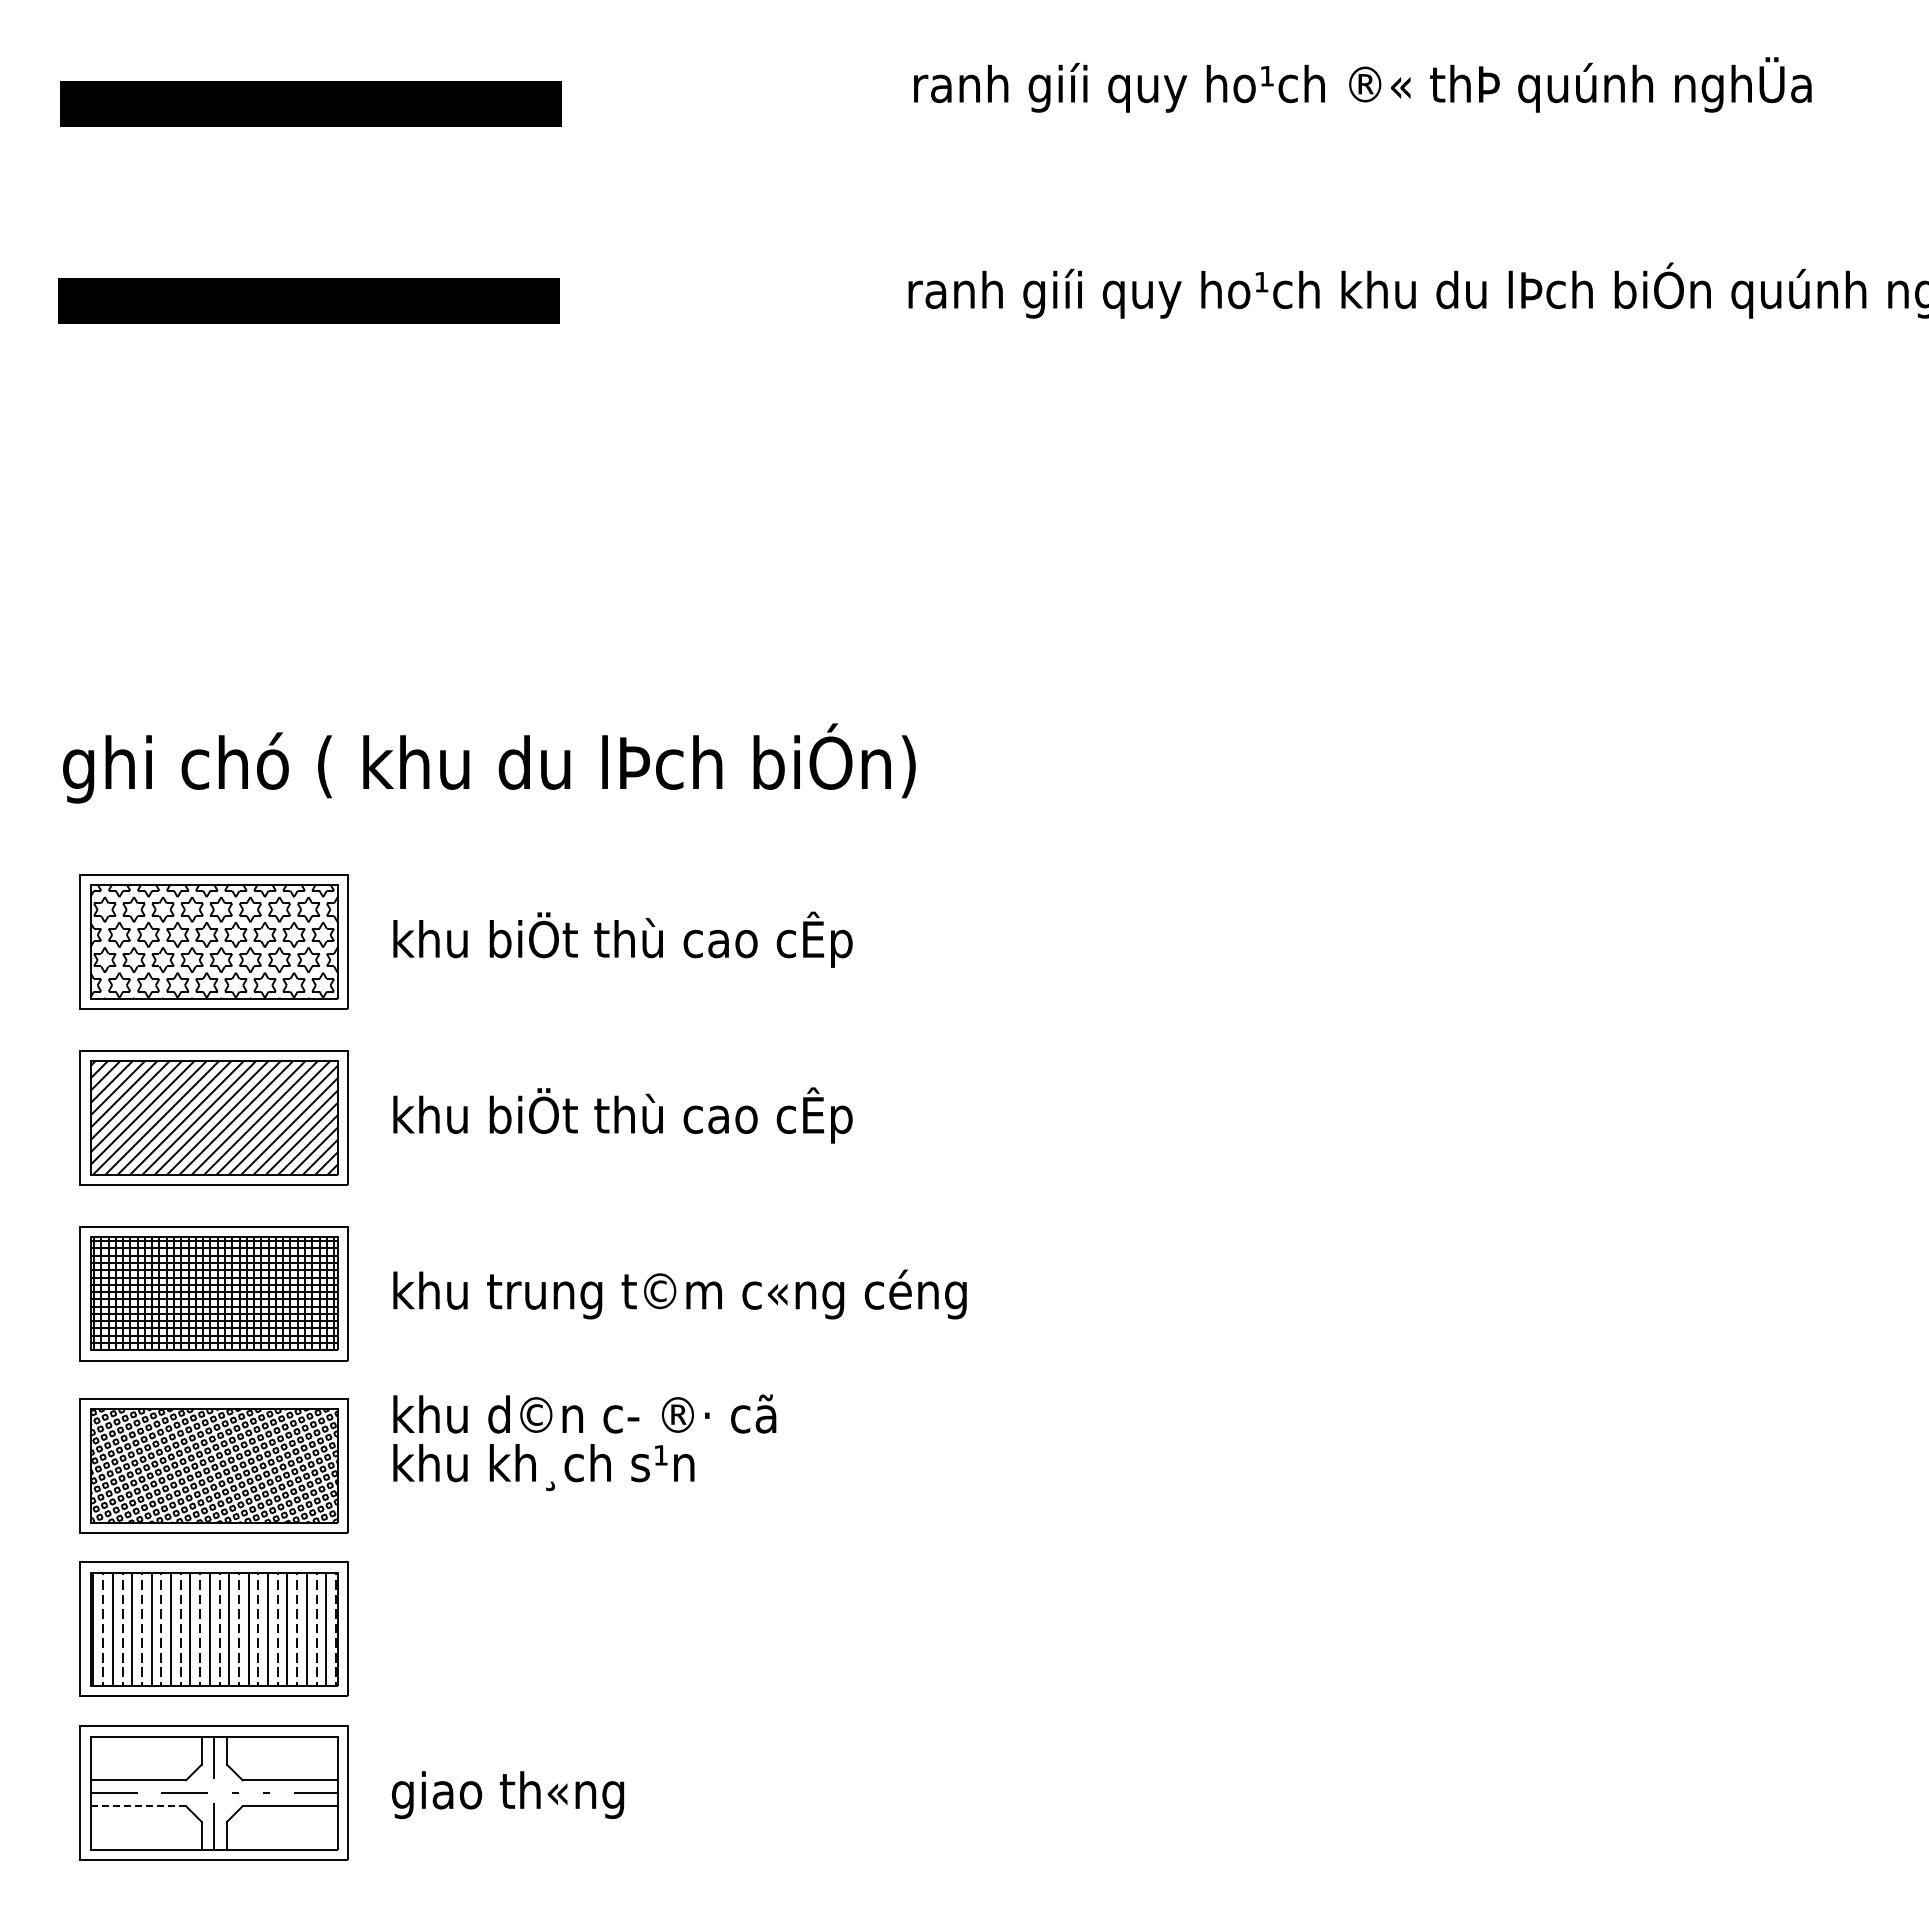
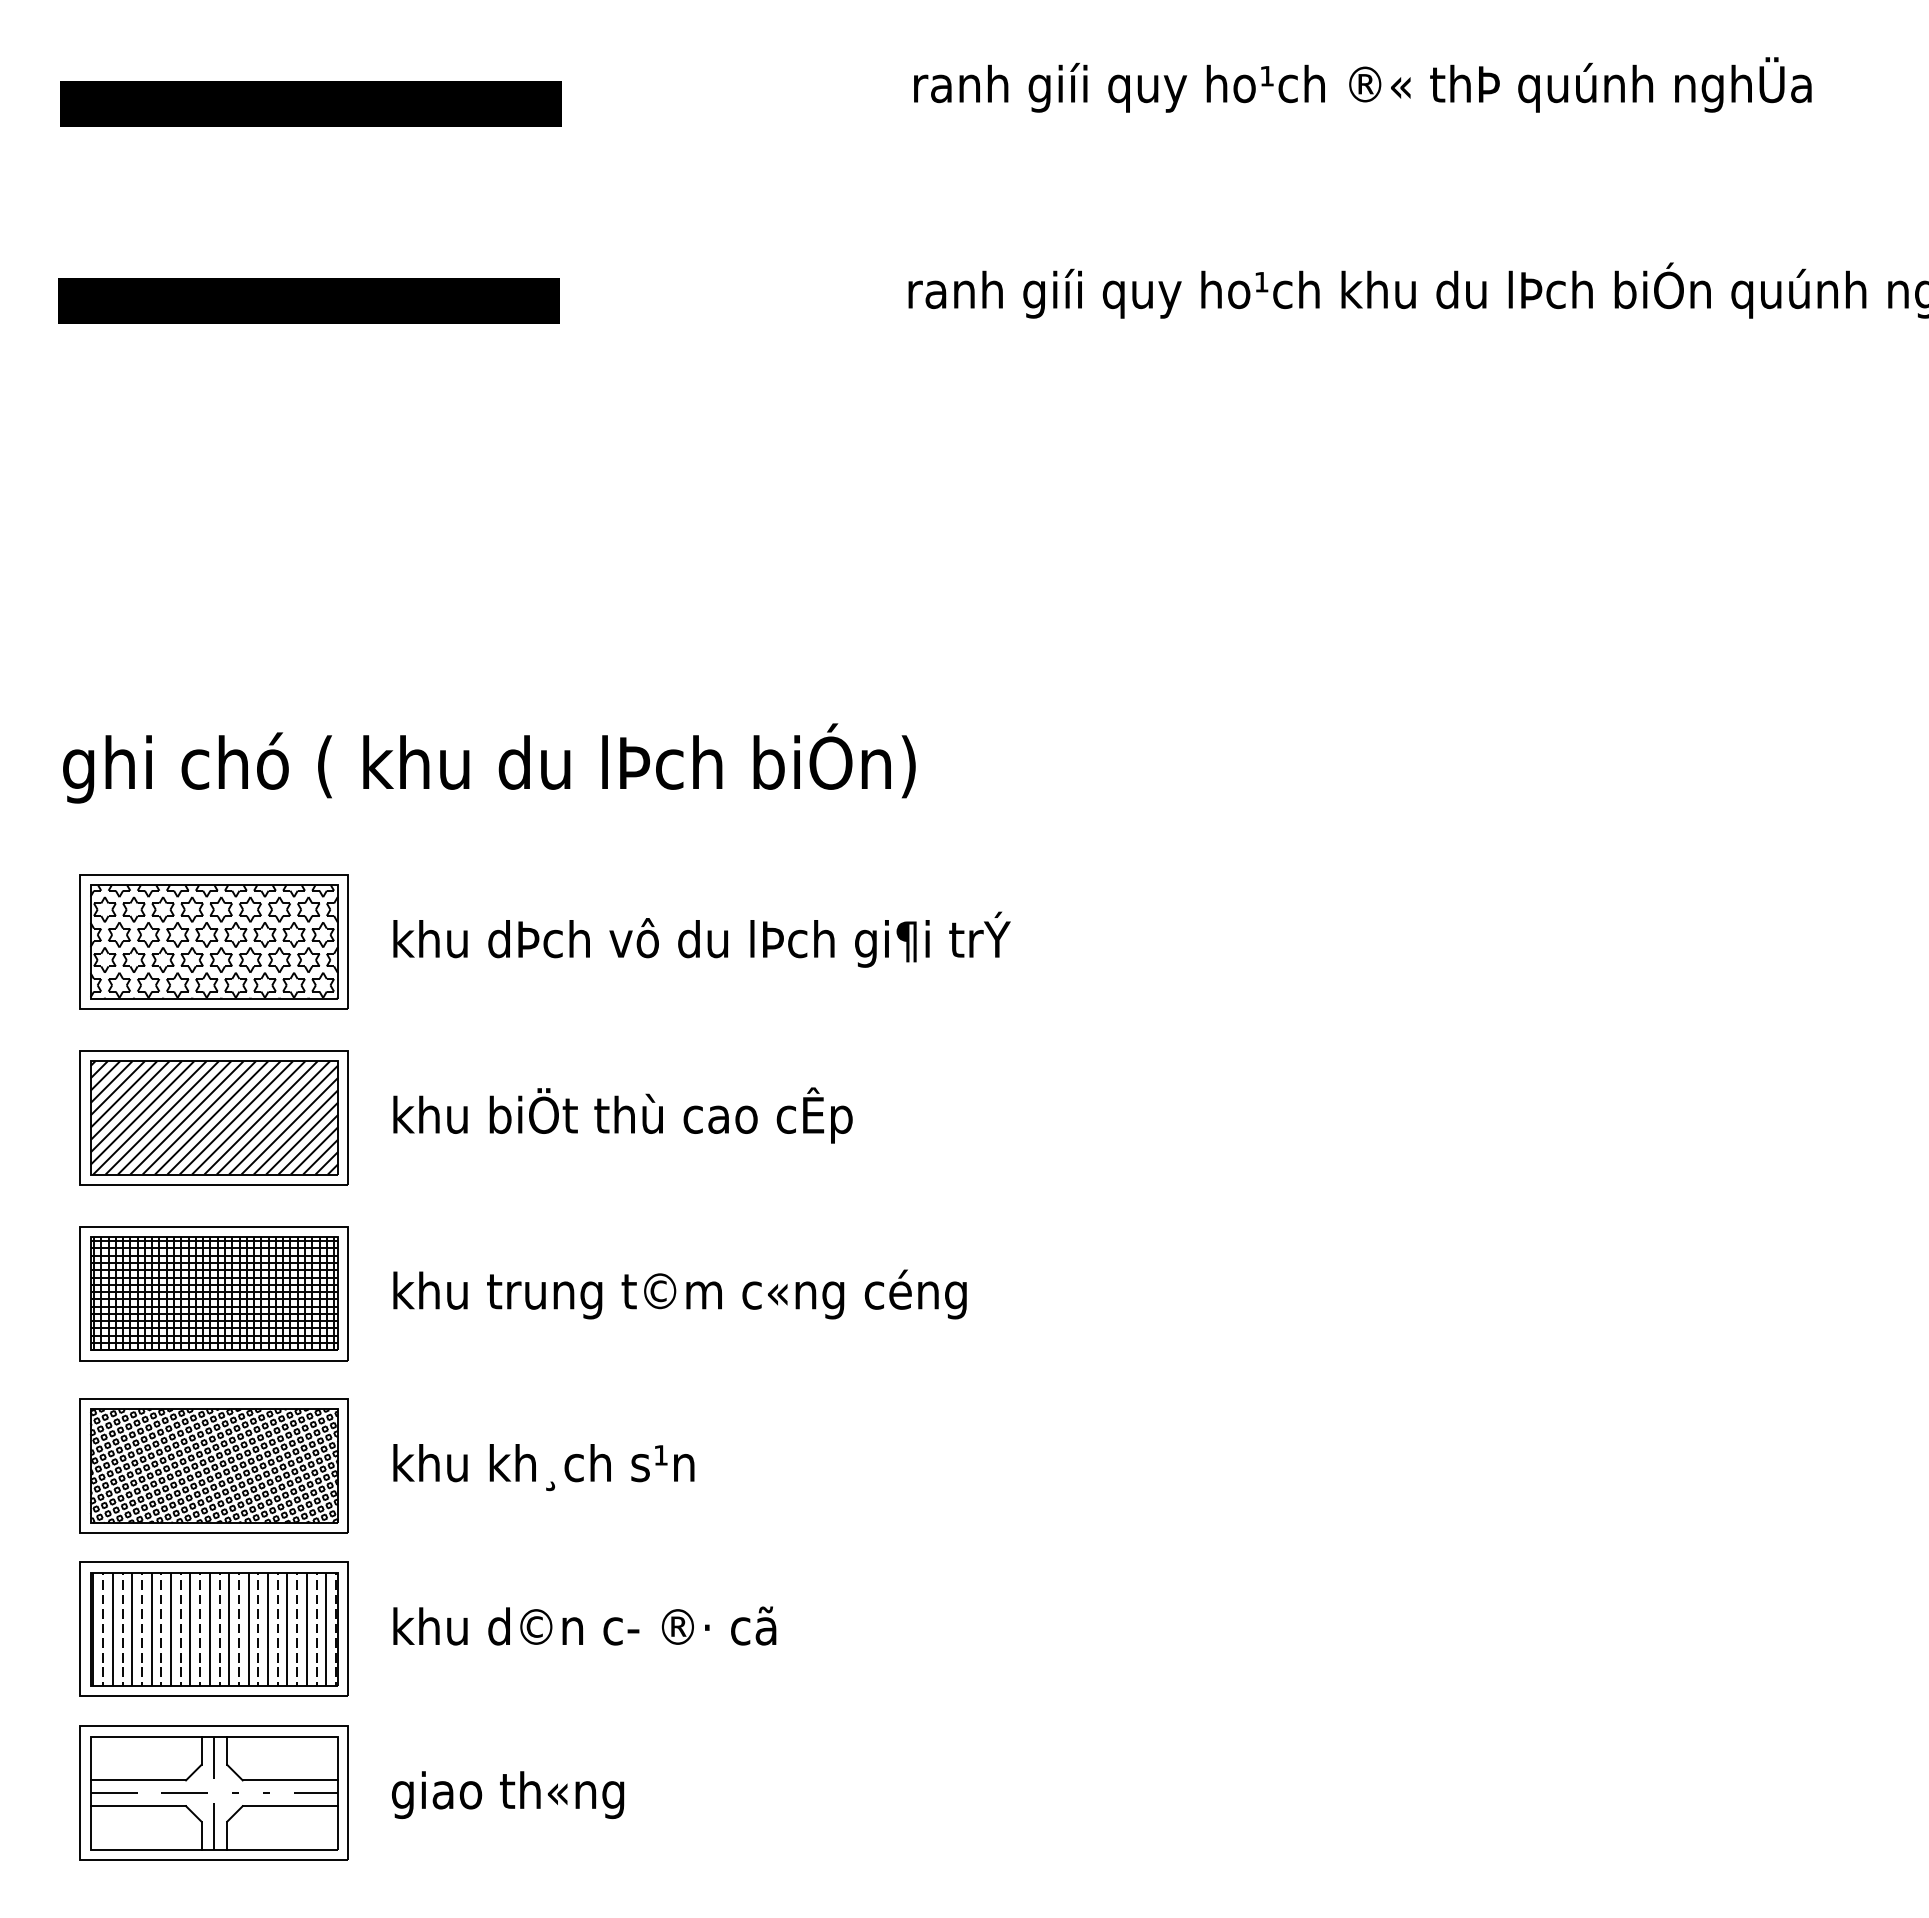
text: khu biÖt thù cao cÊp -> khu dÞch vô du lÞch gi¶i trÝ (749, 939)
text position: (584, 1413) -> (584, 1625) (584, 1625)
line: dashed -> solid (138, 1806)
